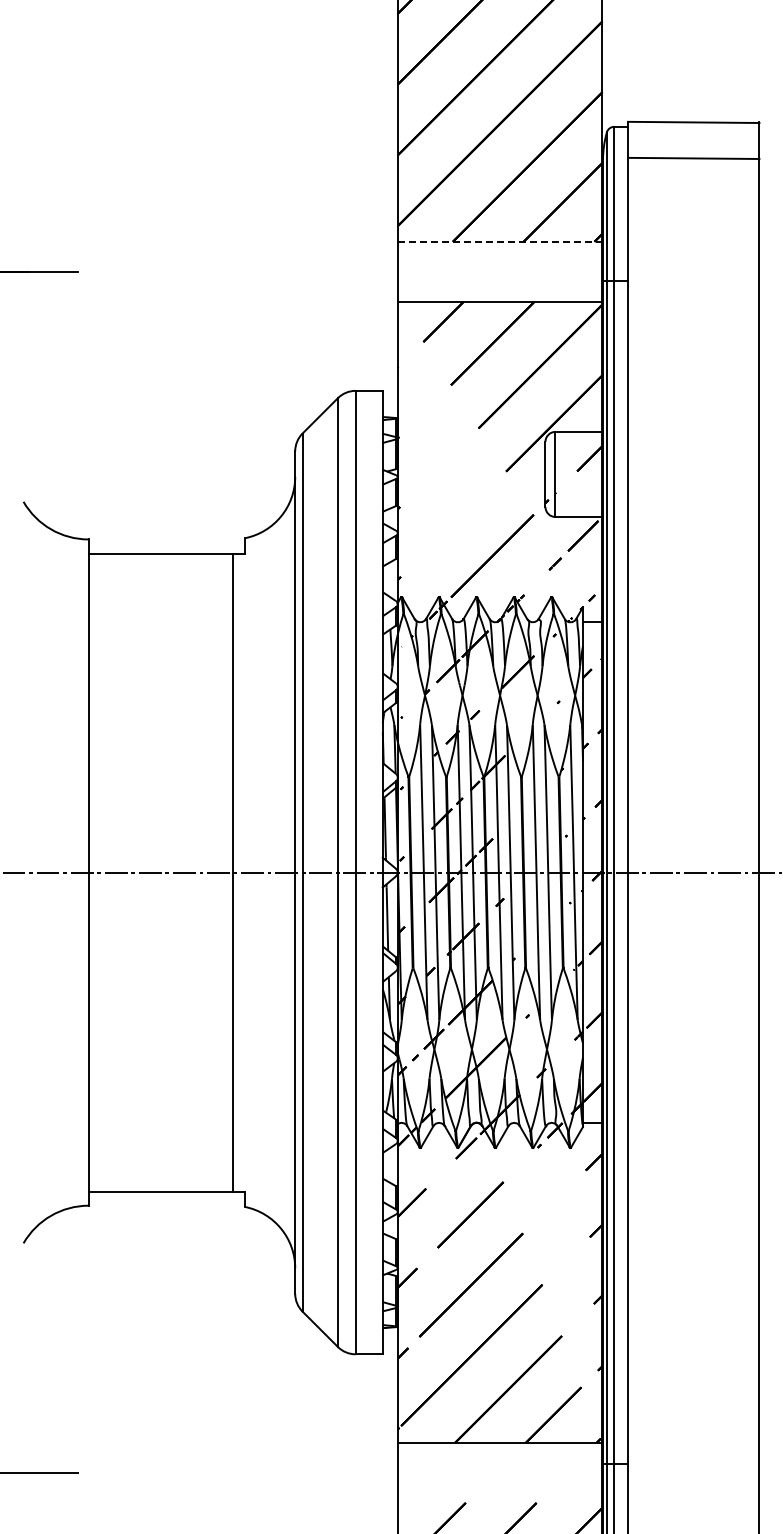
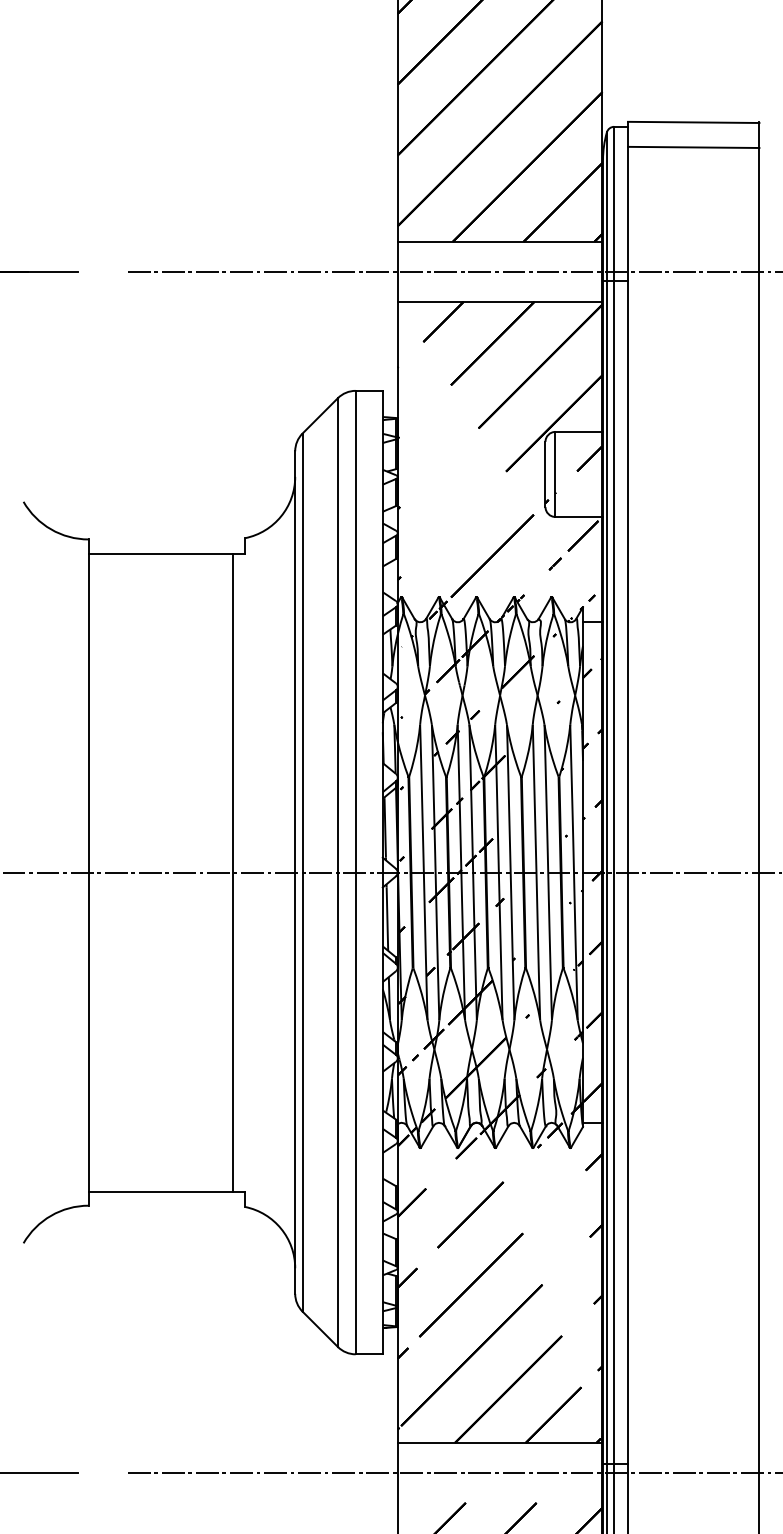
line position: (693, 158) -> (693, 147) (693, 147)
line: dashed -> solid (500, 241)
line: none -> present (453, 271)
line: none -> present (453, 1472)
